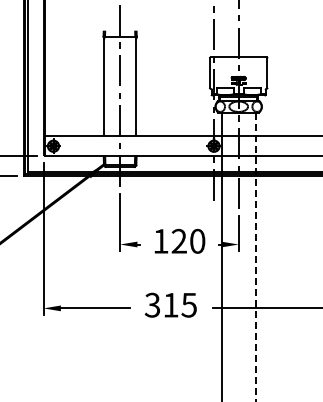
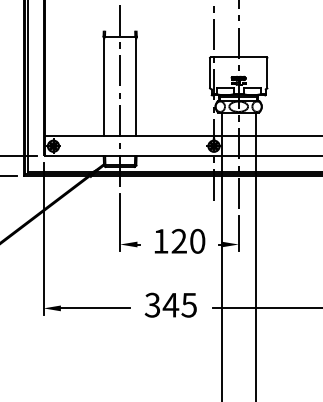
line: dashed -> solid (255, 257)
text: 315 -> 345 (170, 305)
